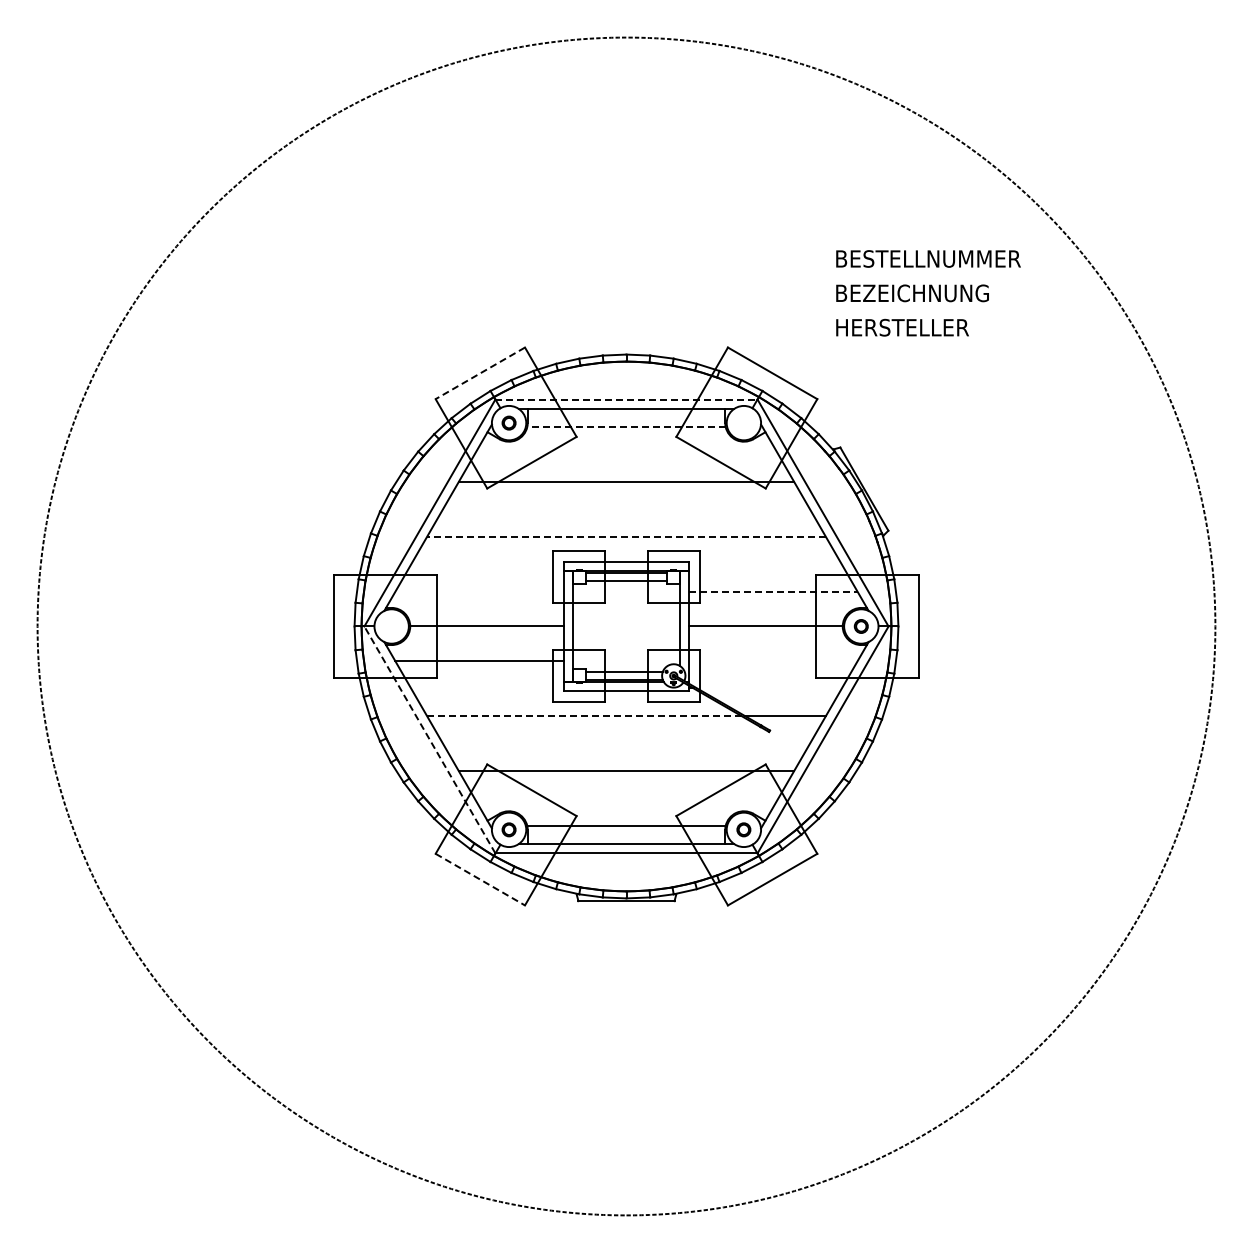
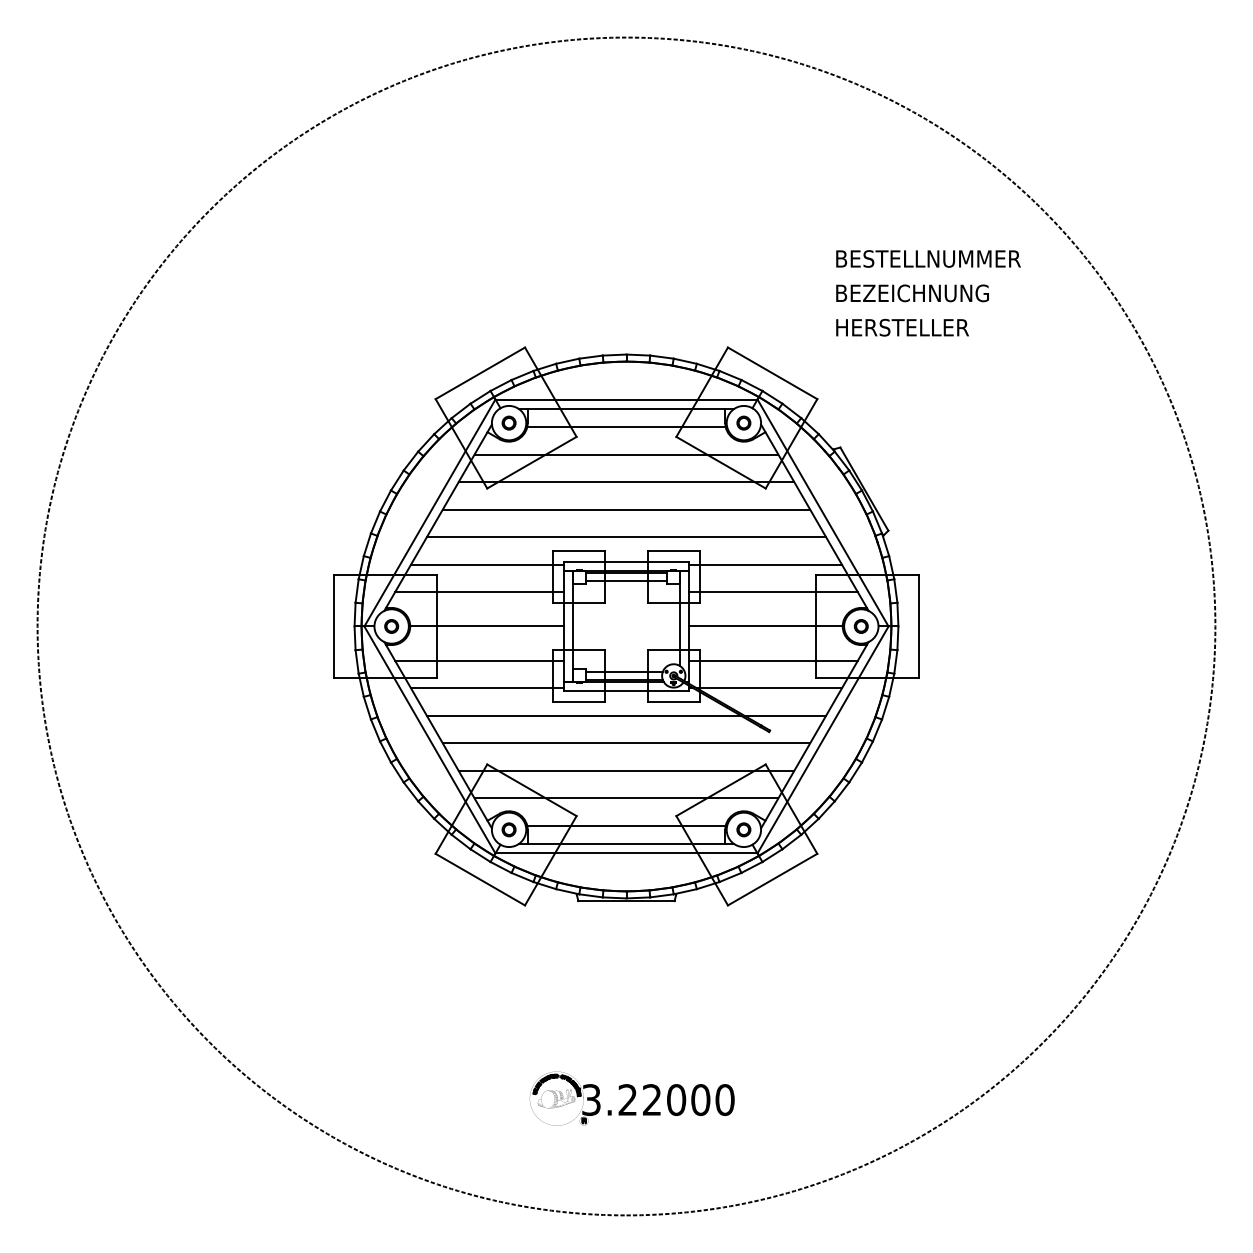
line: dashed -> solid (480, 373)
line: dashed -> solid (626, 399)
circle: none -> present (743, 422)
line: dashed -> solid (626, 427)
line: none -> present (626, 454)
line: none -> present (626, 509)
line: dashed -> solid (626, 537)
line: none -> present (487, 564)
line: none -> present (765, 564)
line: none -> present (479, 592)
line: dashed -> solid (774, 592)
part: none -> present (391, 626)
line: none -> present (773, 660)
line: none -> present (487, 688)
line: none -> present (769, 688)
line: dashed -> solid (584, 715)
line: dashed -> solid (429, 739)
line: none -> present (626, 743)
line: none -> present (626, 798)
line: dashed -> solid (480, 879)
part: none -> present (631, 1098)
